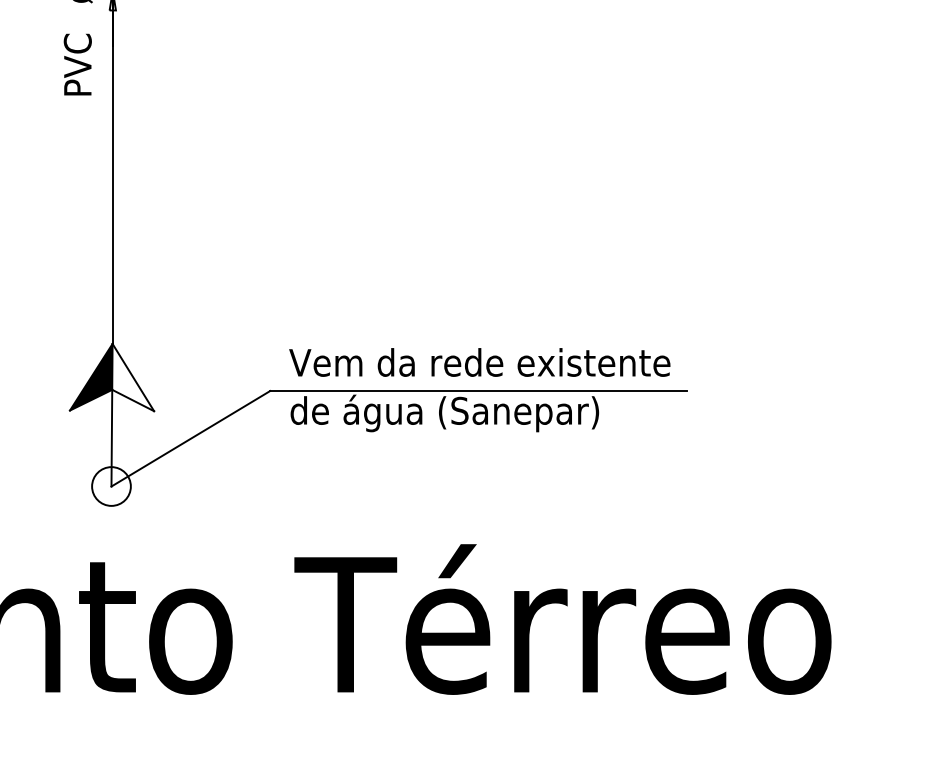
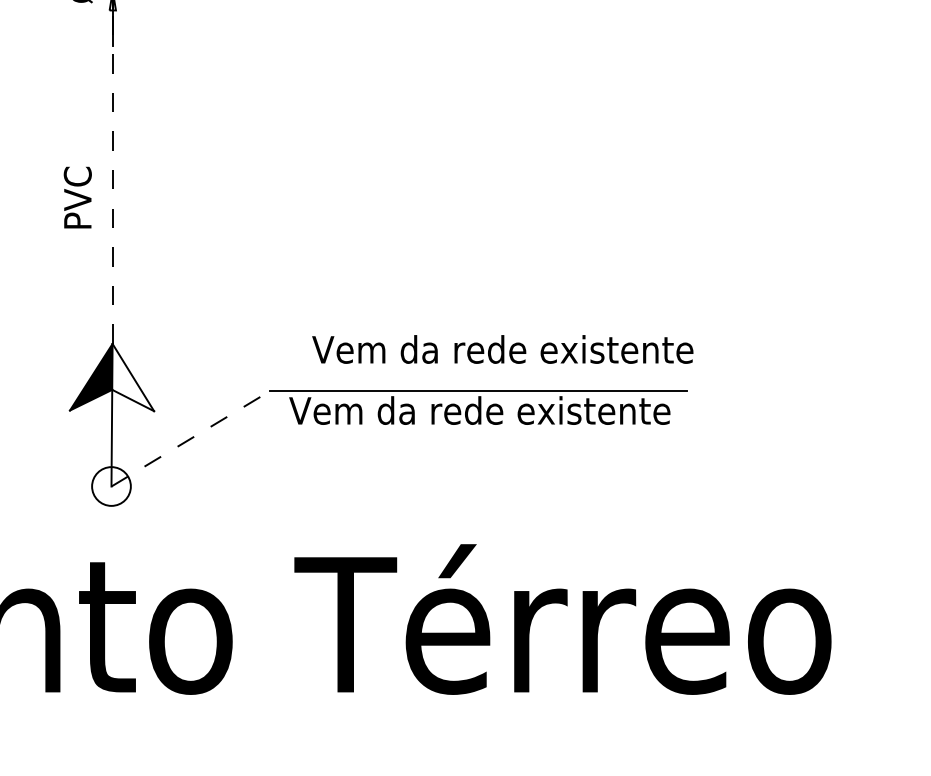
text position: (77, 64) -> (77, 197) (77, 197)
line: solid -> dashed (112, 171)
text position: (479, 362) -> (502, 349) (502, 349)
text: de água (Sanepar) -> Vem da rede existente (479, 413)
line: solid -> dashed (190, 438)
